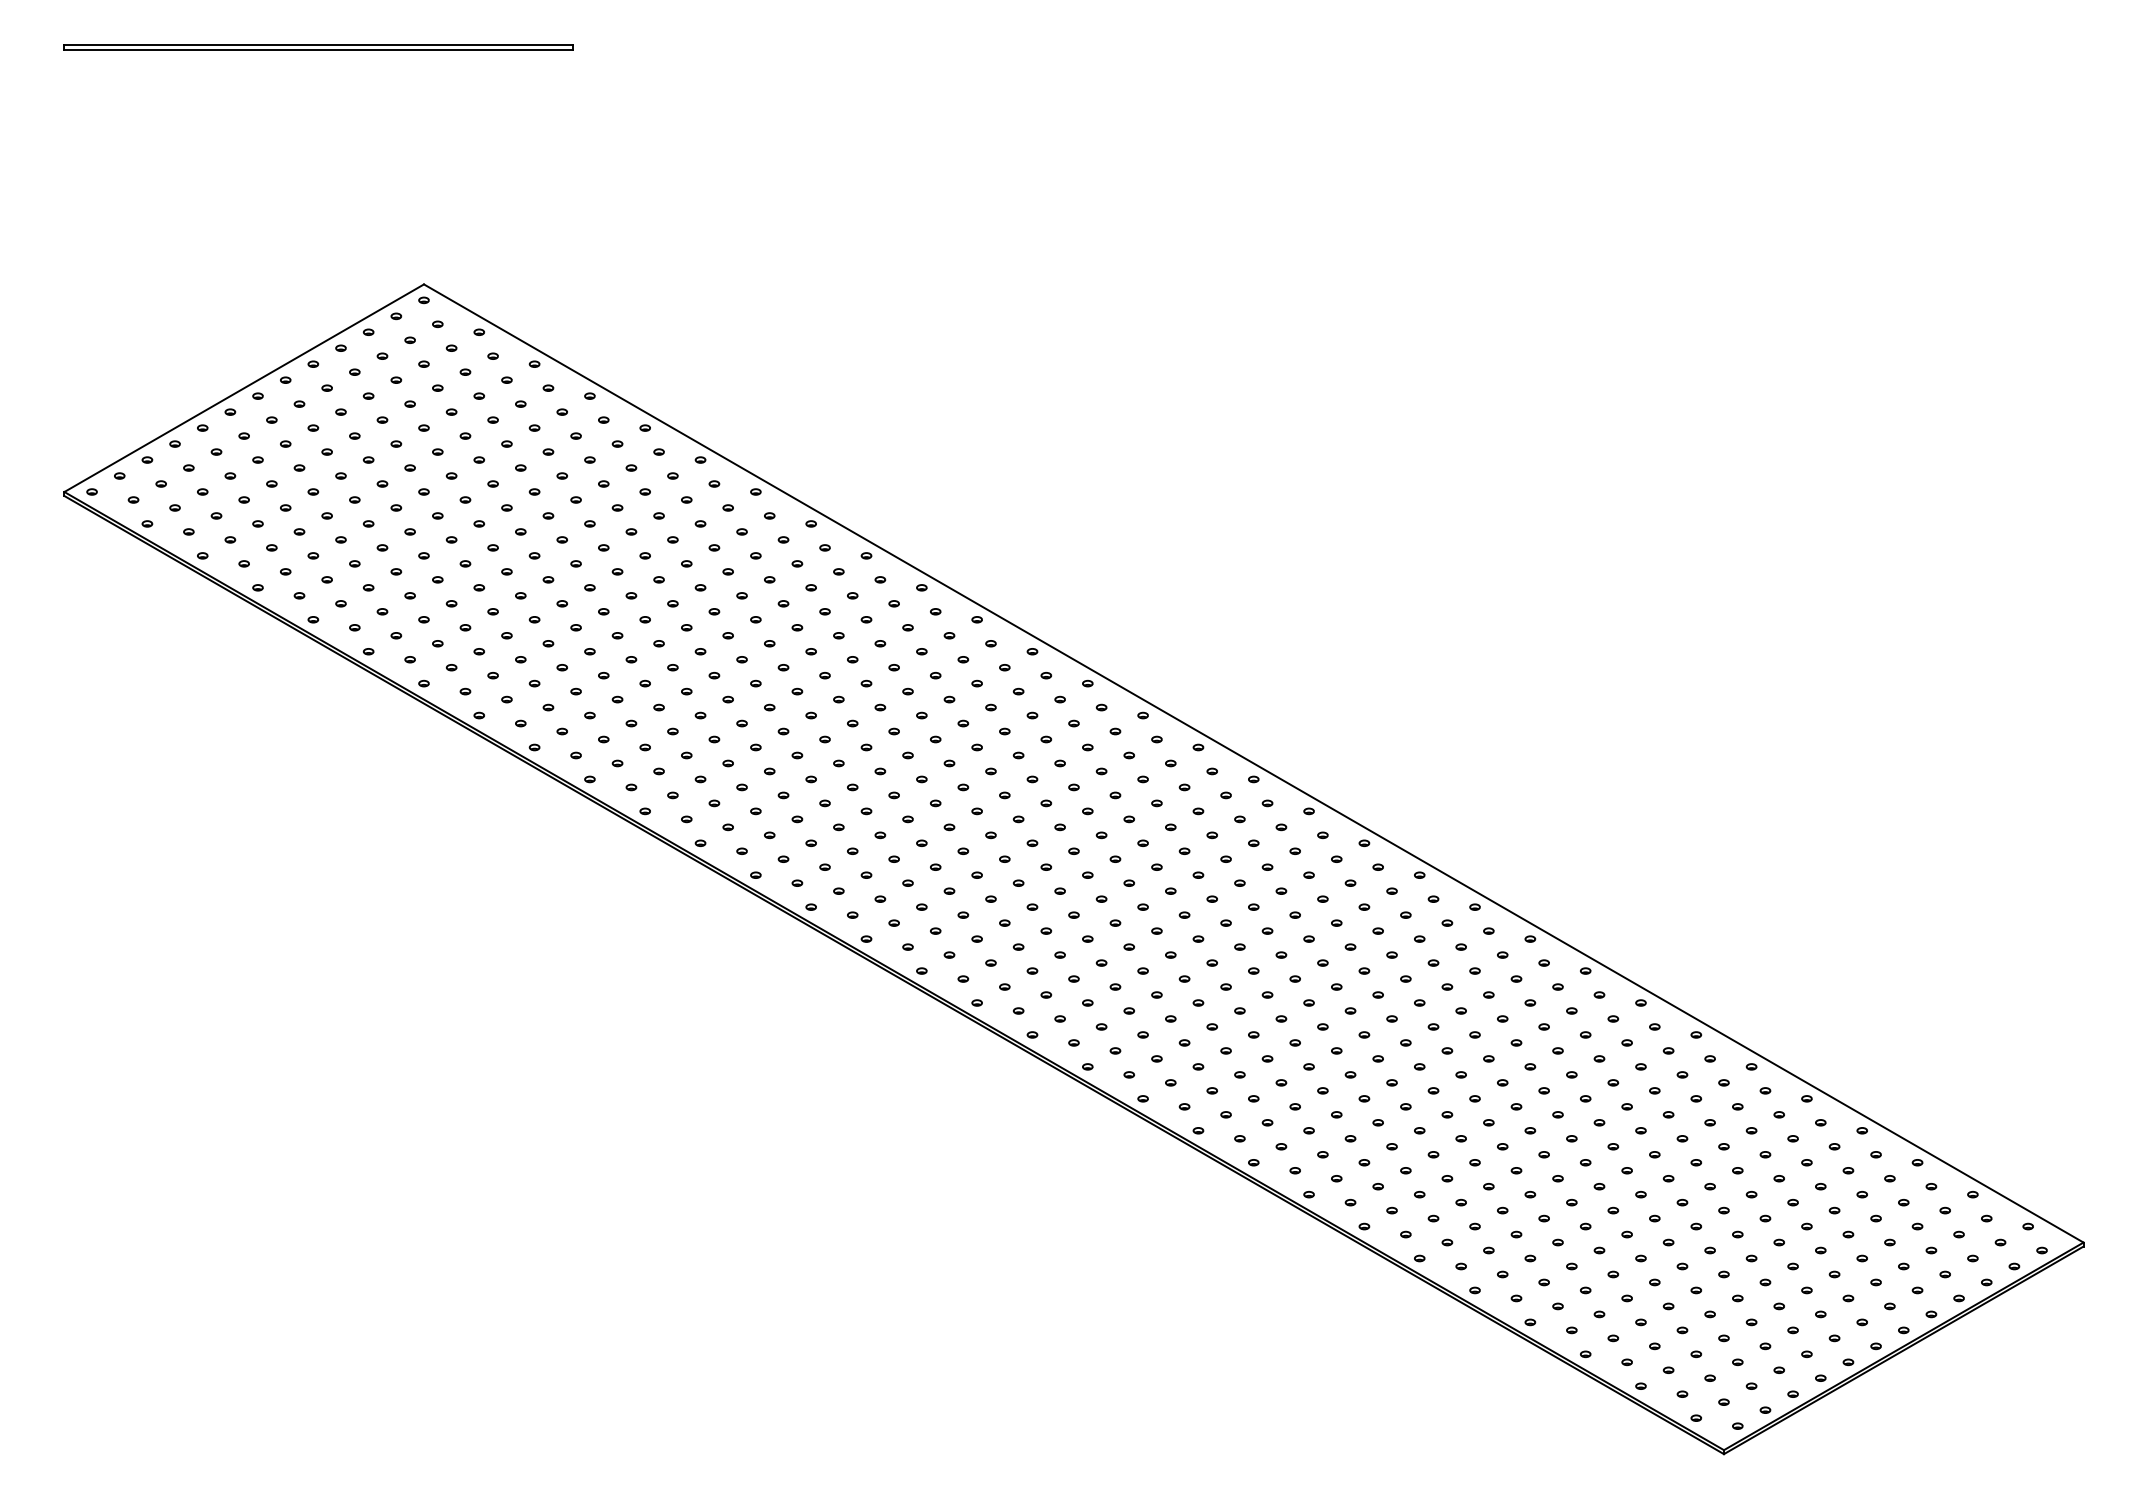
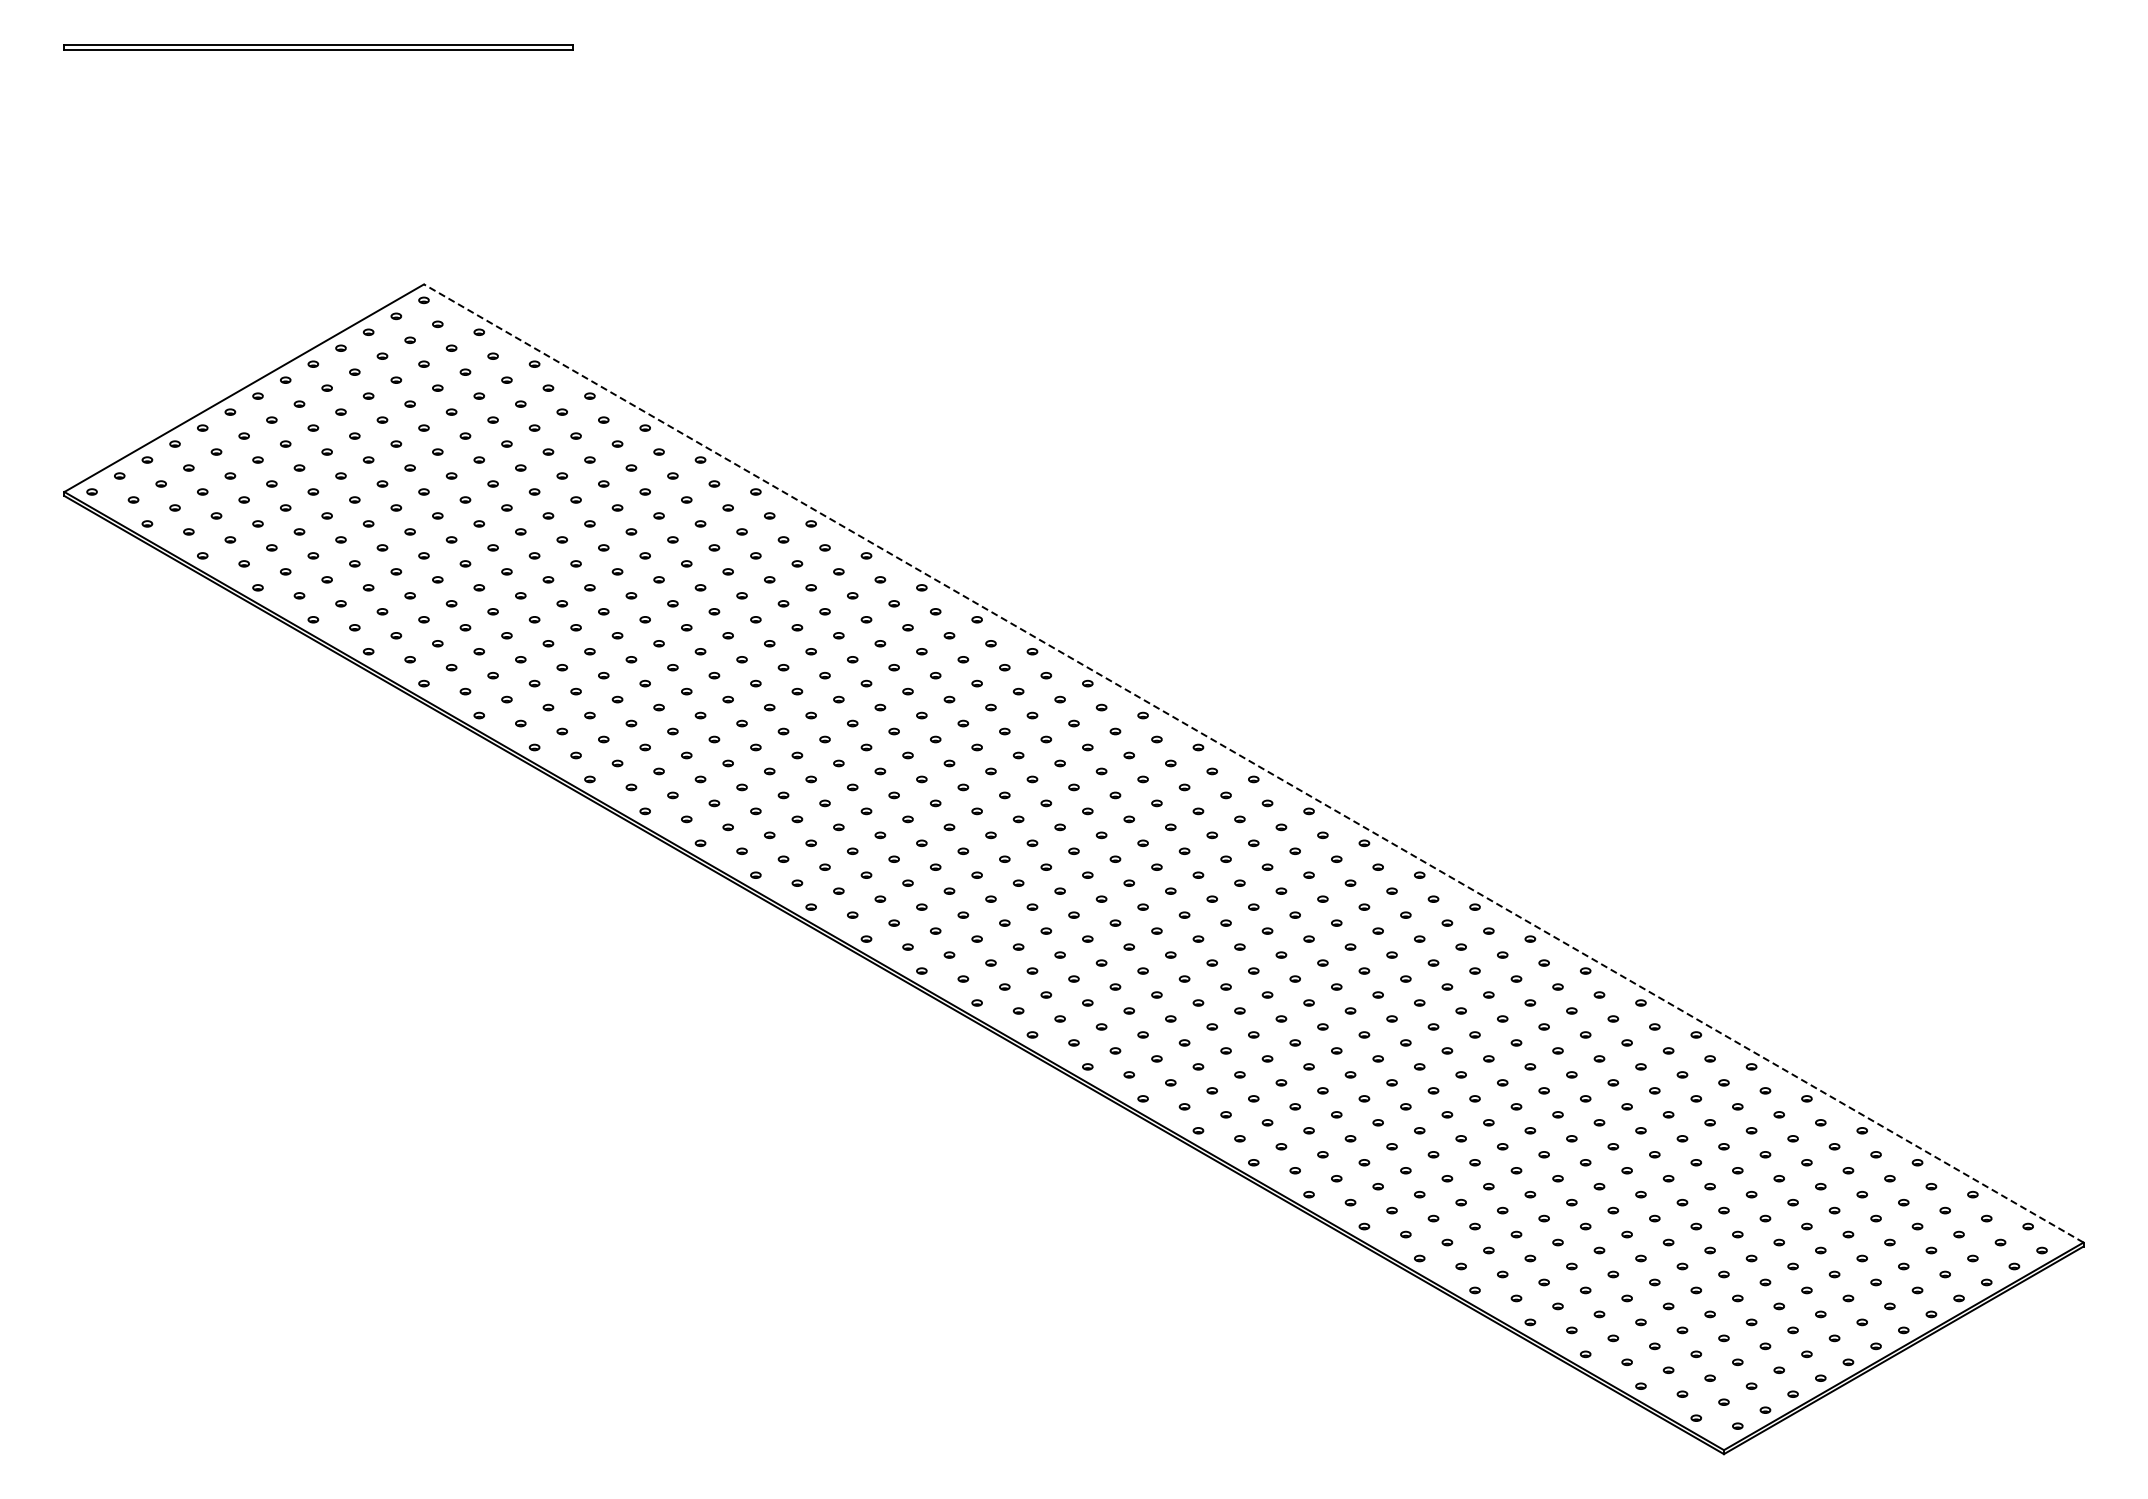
line: solid -> dashed (1253, 763)
